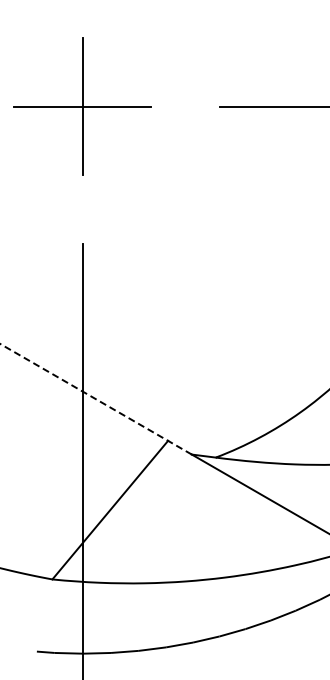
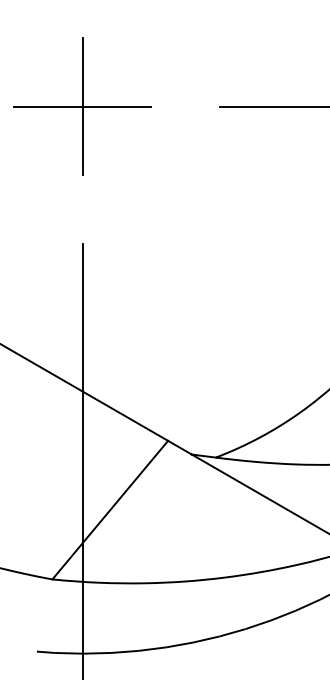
line: dashed -> solid (96, 399)
